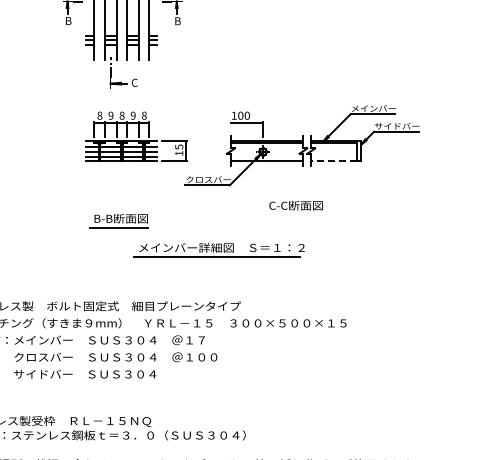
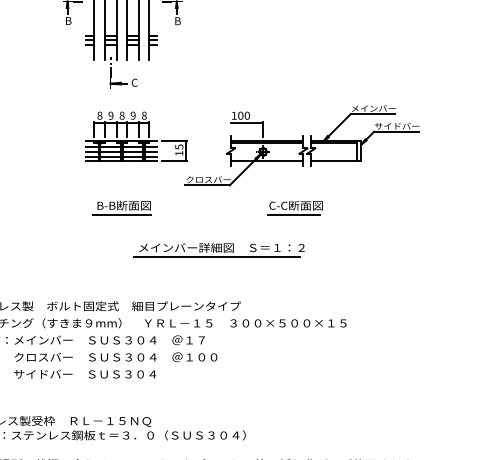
line: dashed -> solid (333, 160)
line: none -> present (293, 215)
part position: (118, 220) -> (121, 207) (121, 207)
